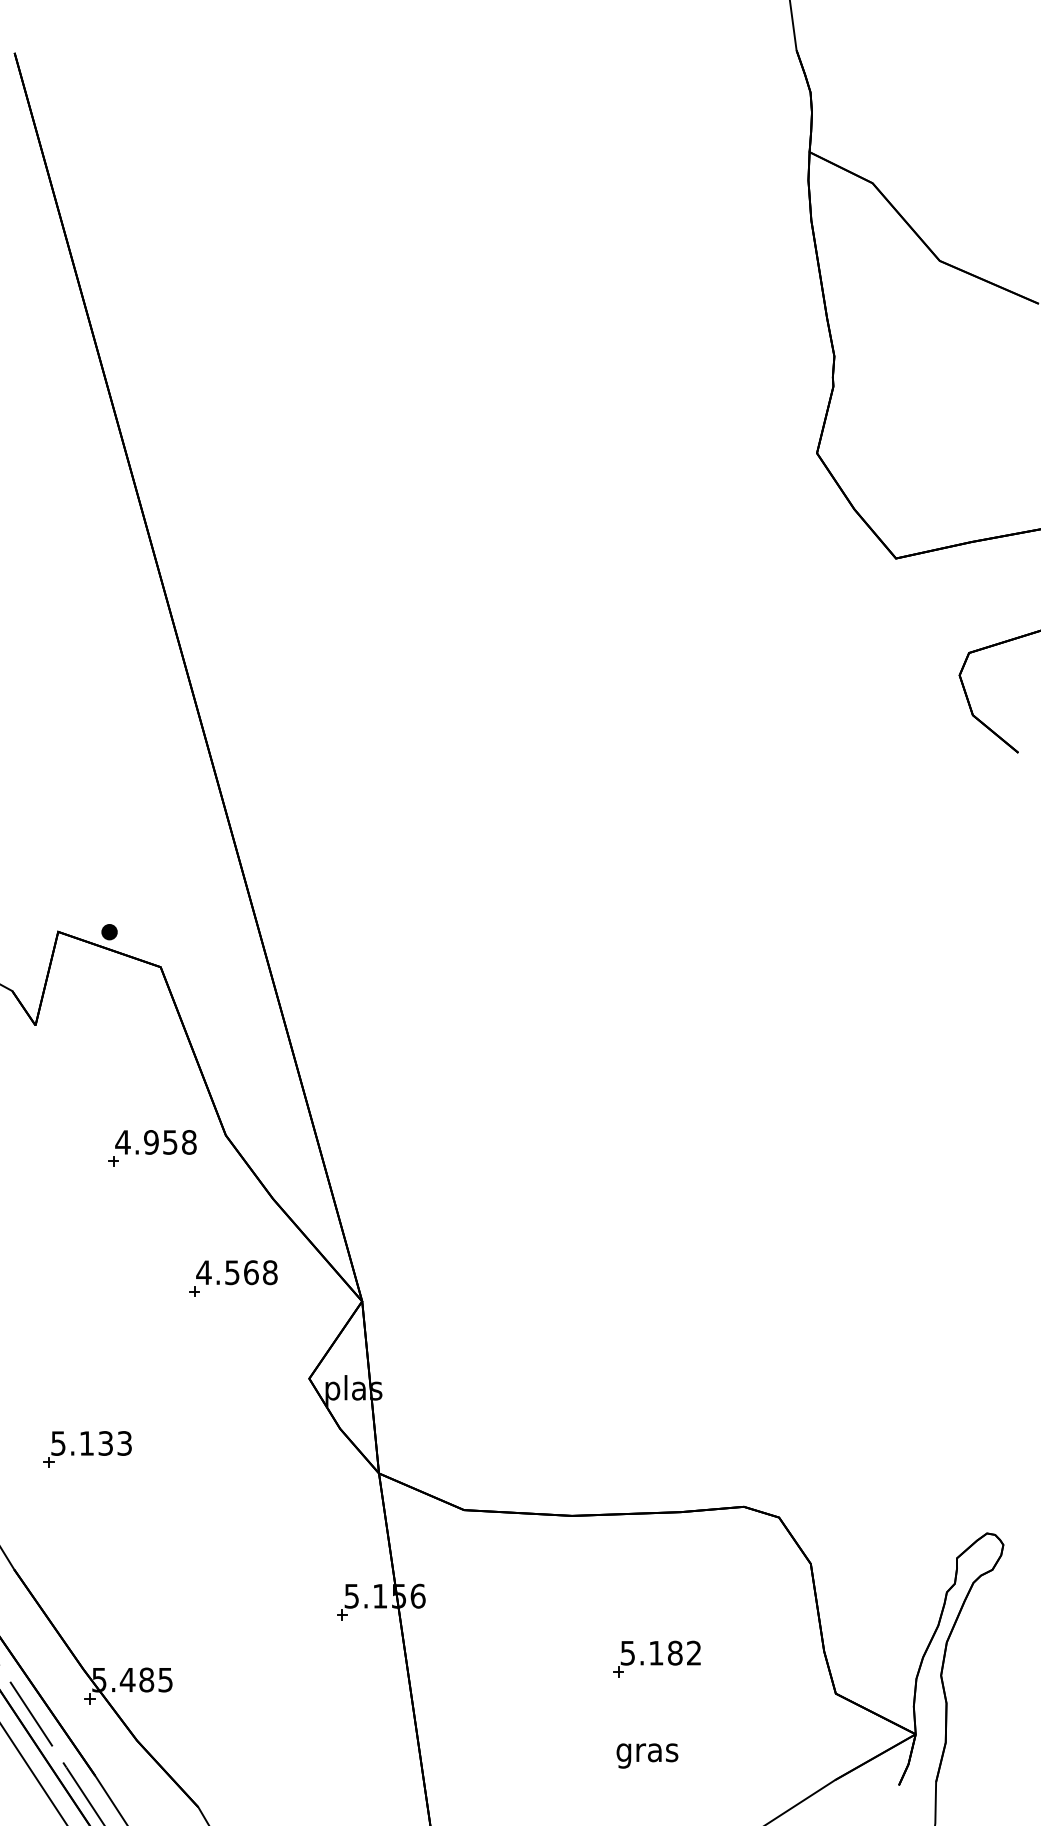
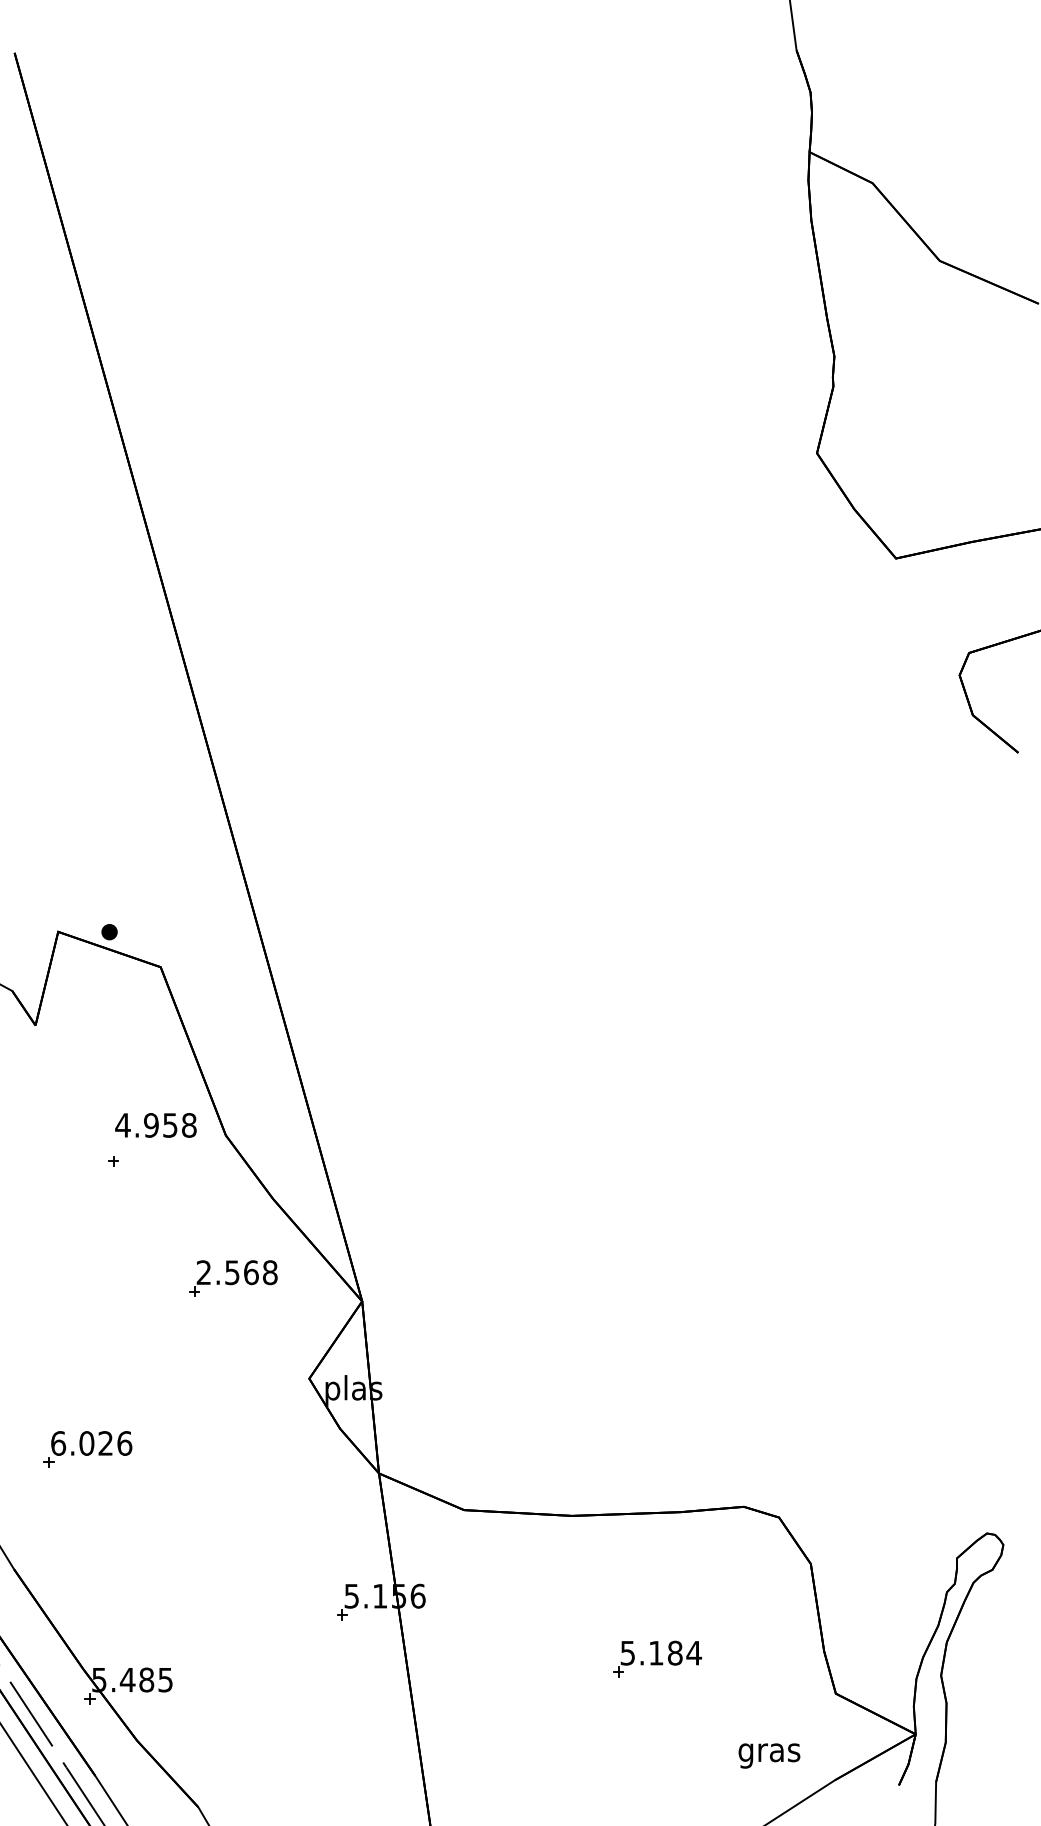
text position: (155, 1142) -> (155, 1125) (155, 1125)
text: 4.568 -> 2.568 (203, 1272)
text: 5.133 -> 6.026 (91, 1443)
text: 5.182 -> 5.184 (693, 1652)
text position: (647, 1755) -> (769, 1755) (769, 1755)
